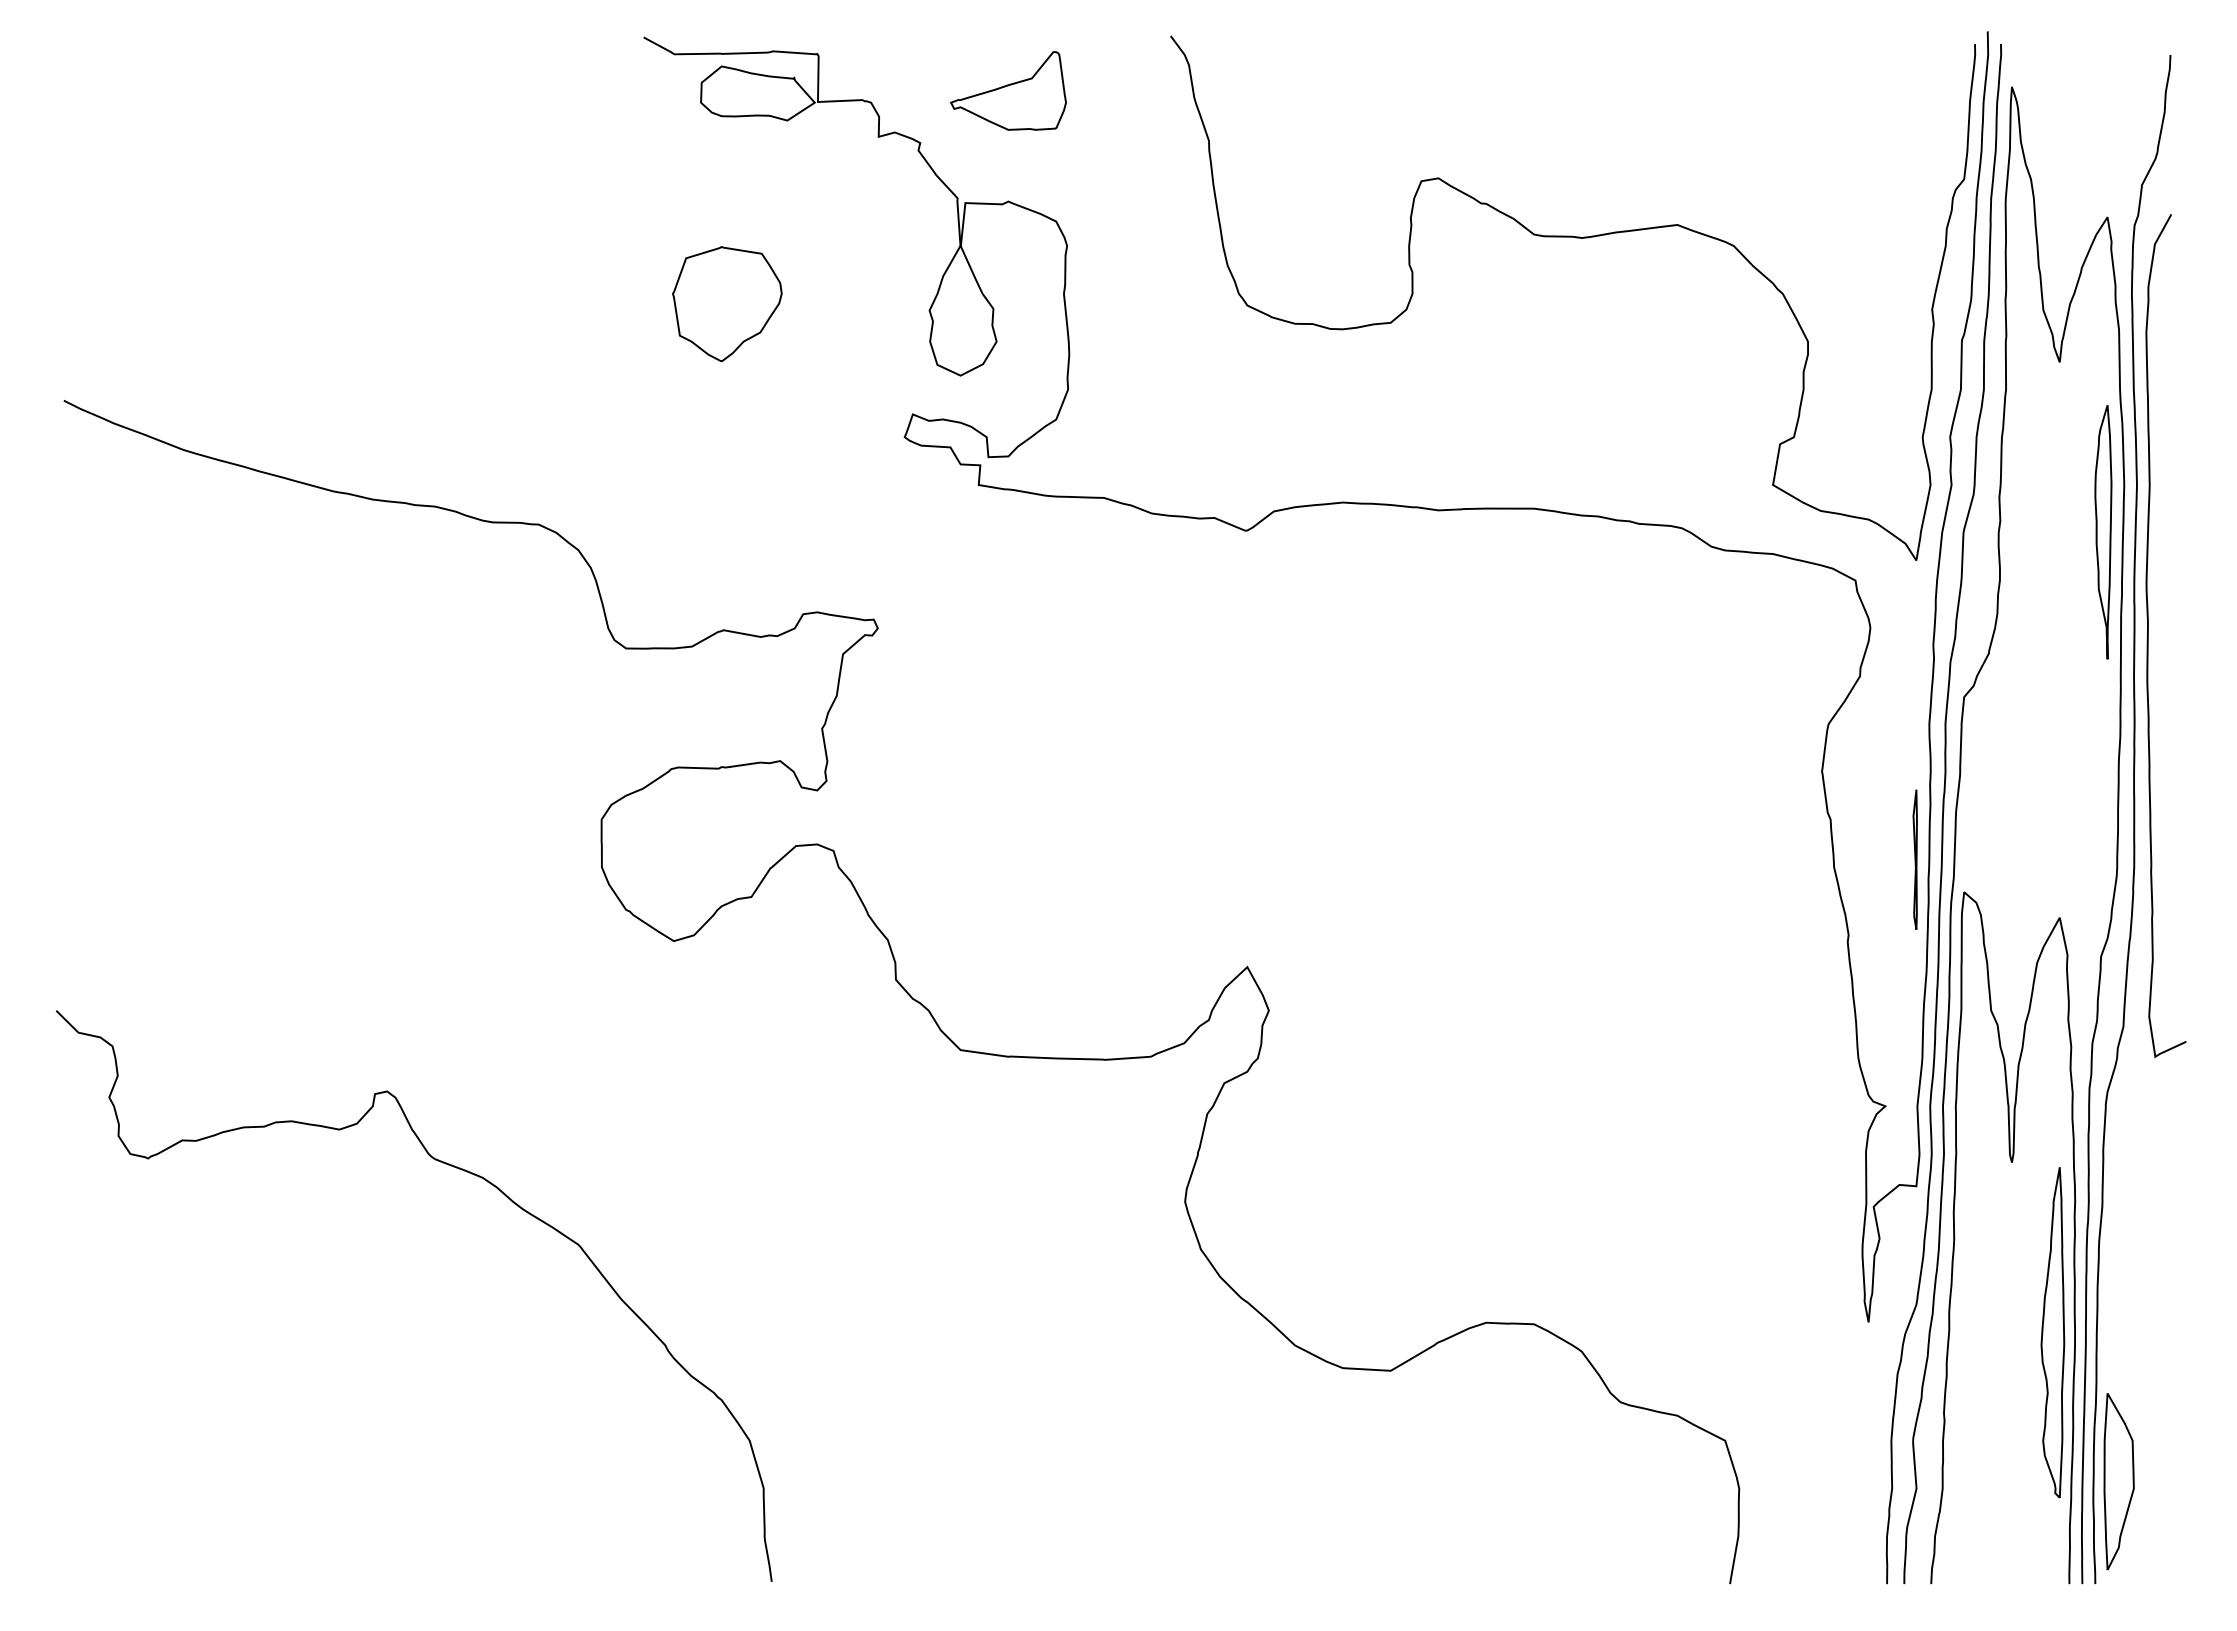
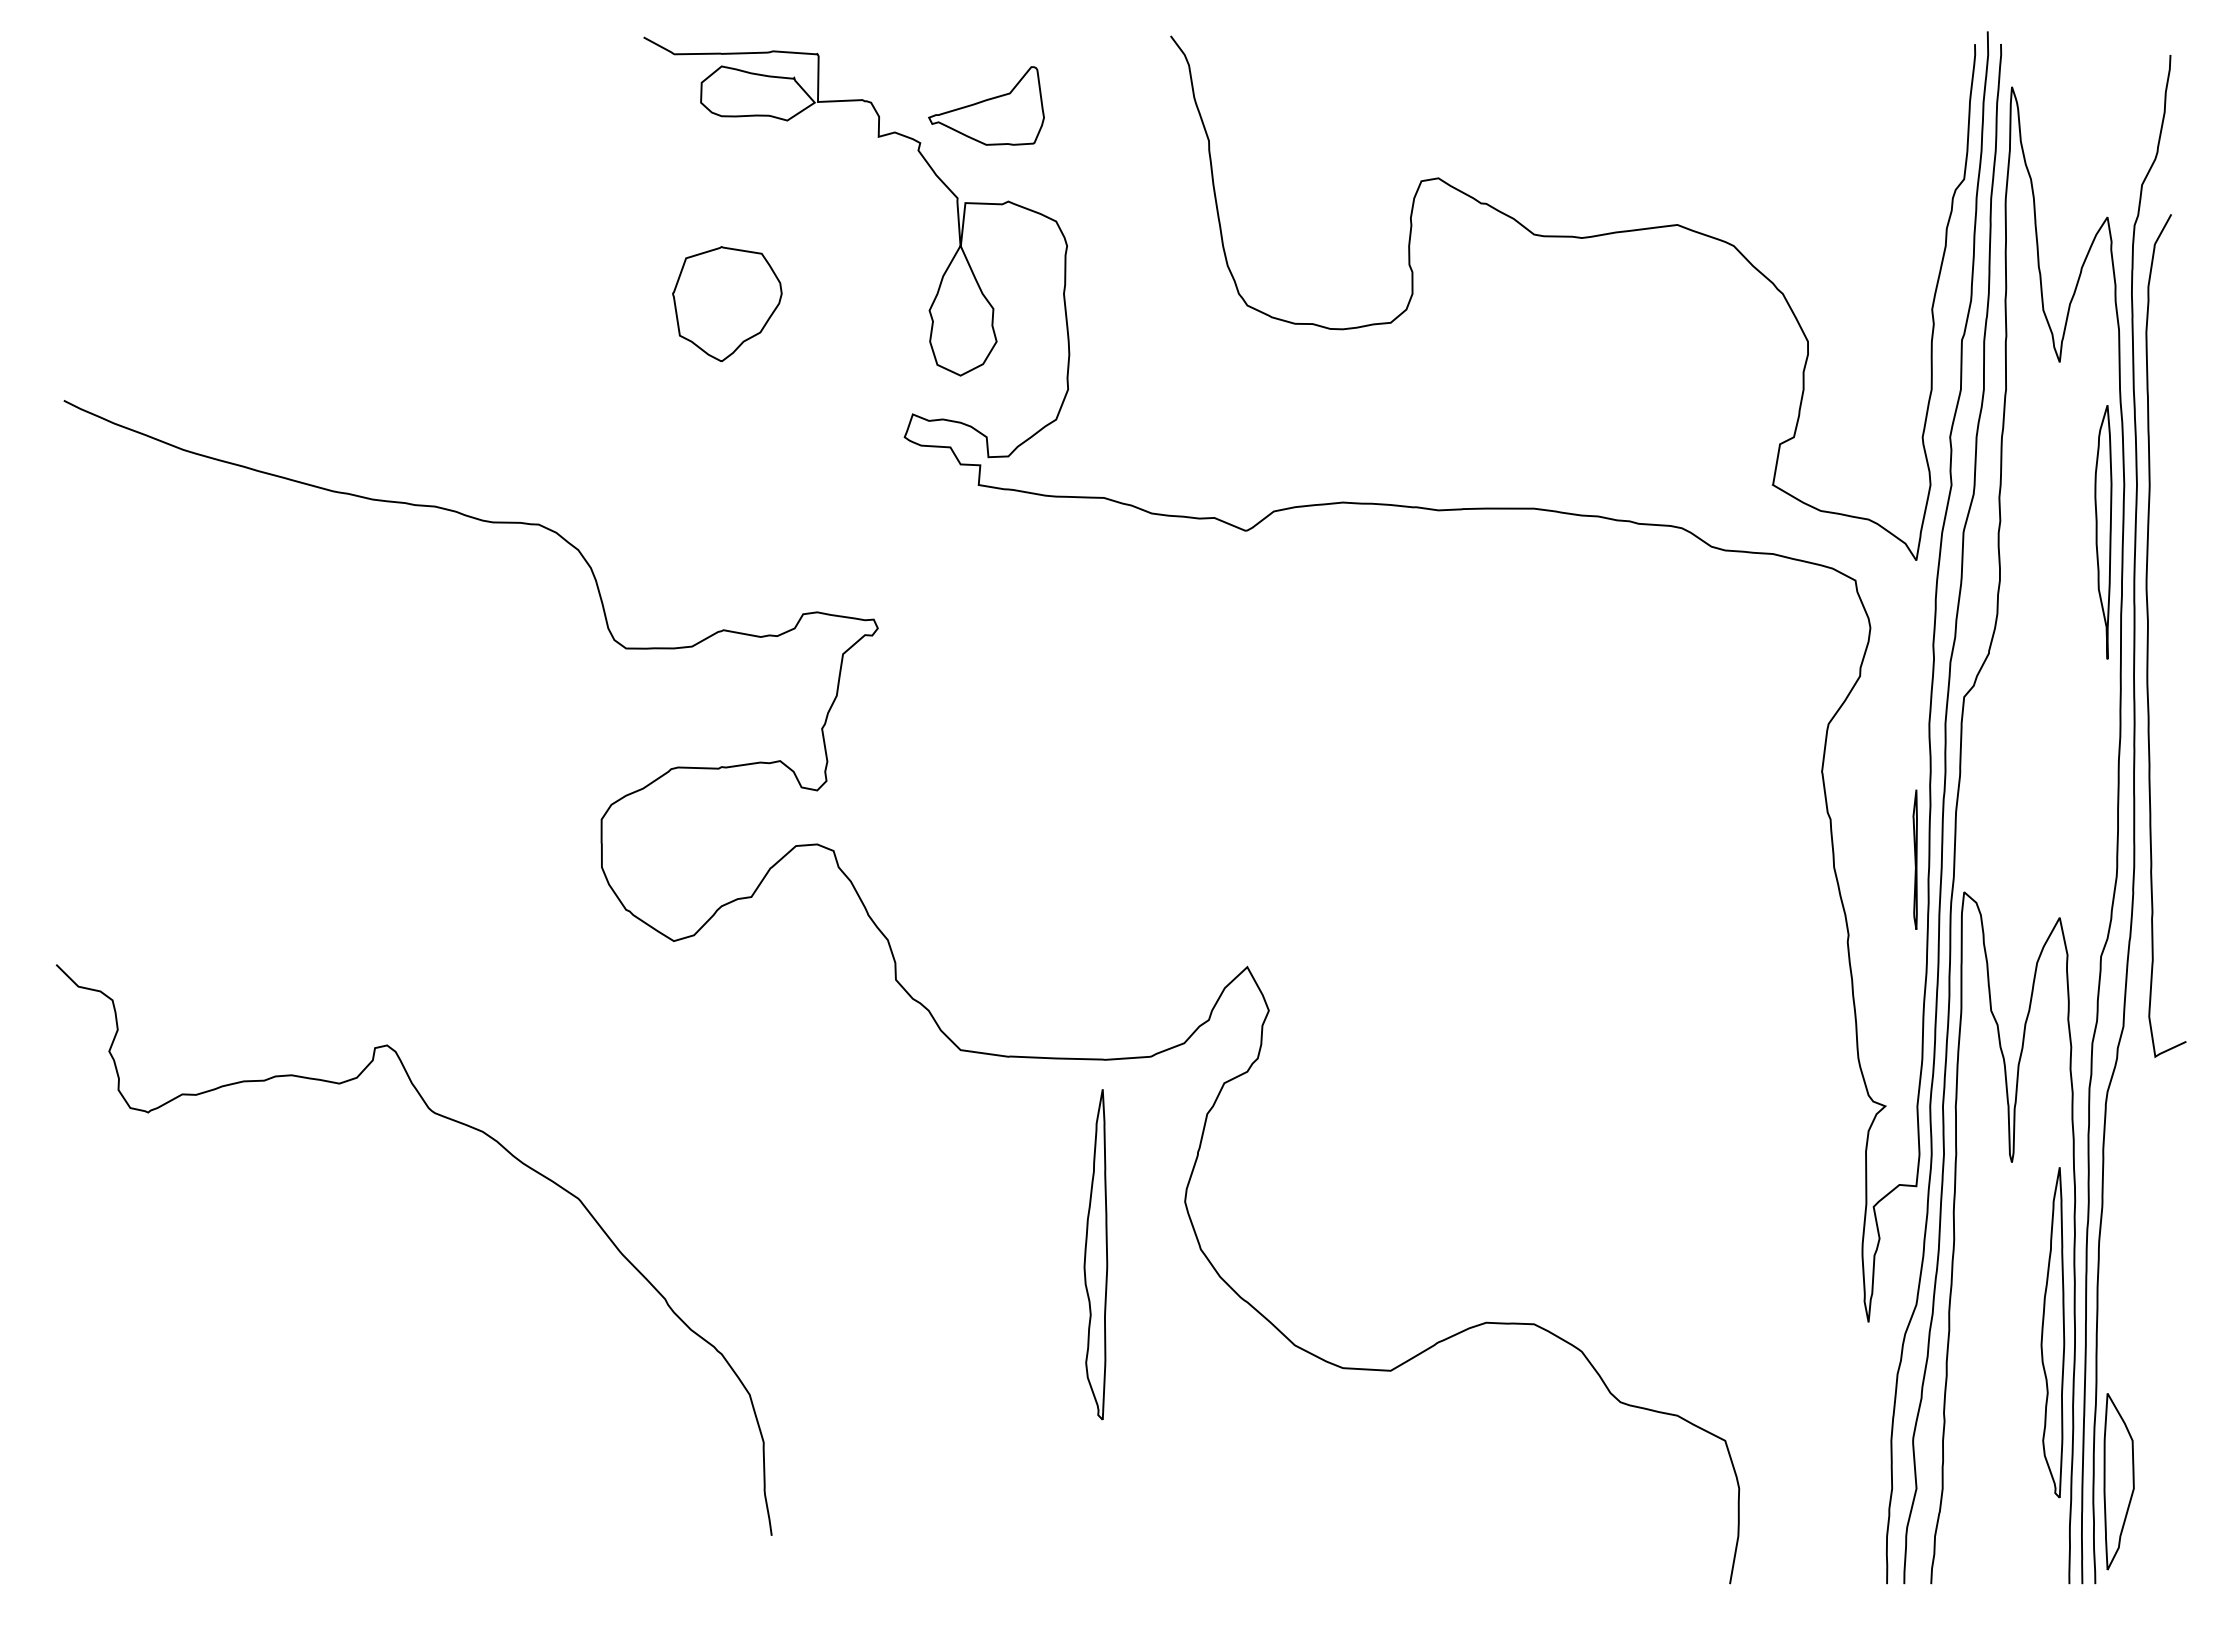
part position: (1008, 90) -> (986, 105) (986, 105)
curve position: (458, 1169) -> (458, 1123) (458, 1123)
part: none -> present (1095, 1254)
